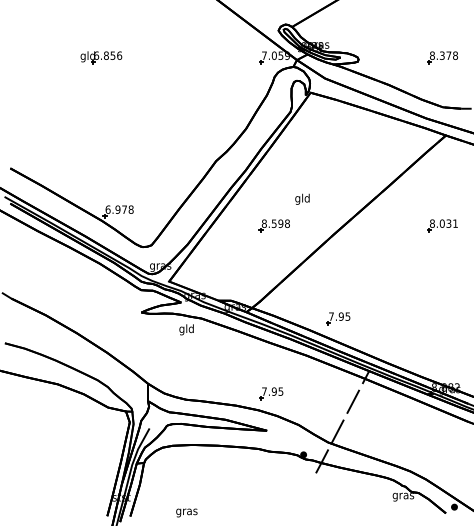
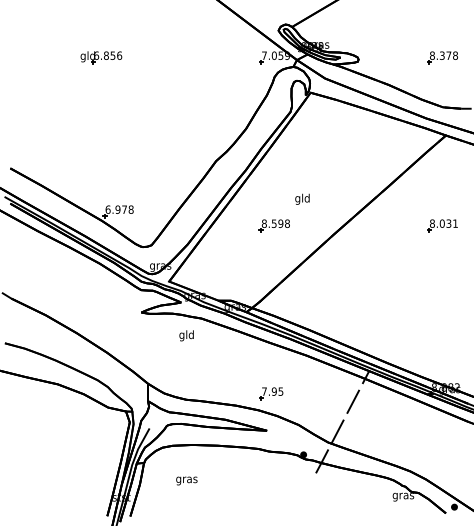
part: present -> none (338, 318)
text position: (186, 329) -> (186, 335) (186, 335)
text position: (186, 512) -> (186, 480) (186, 480)
